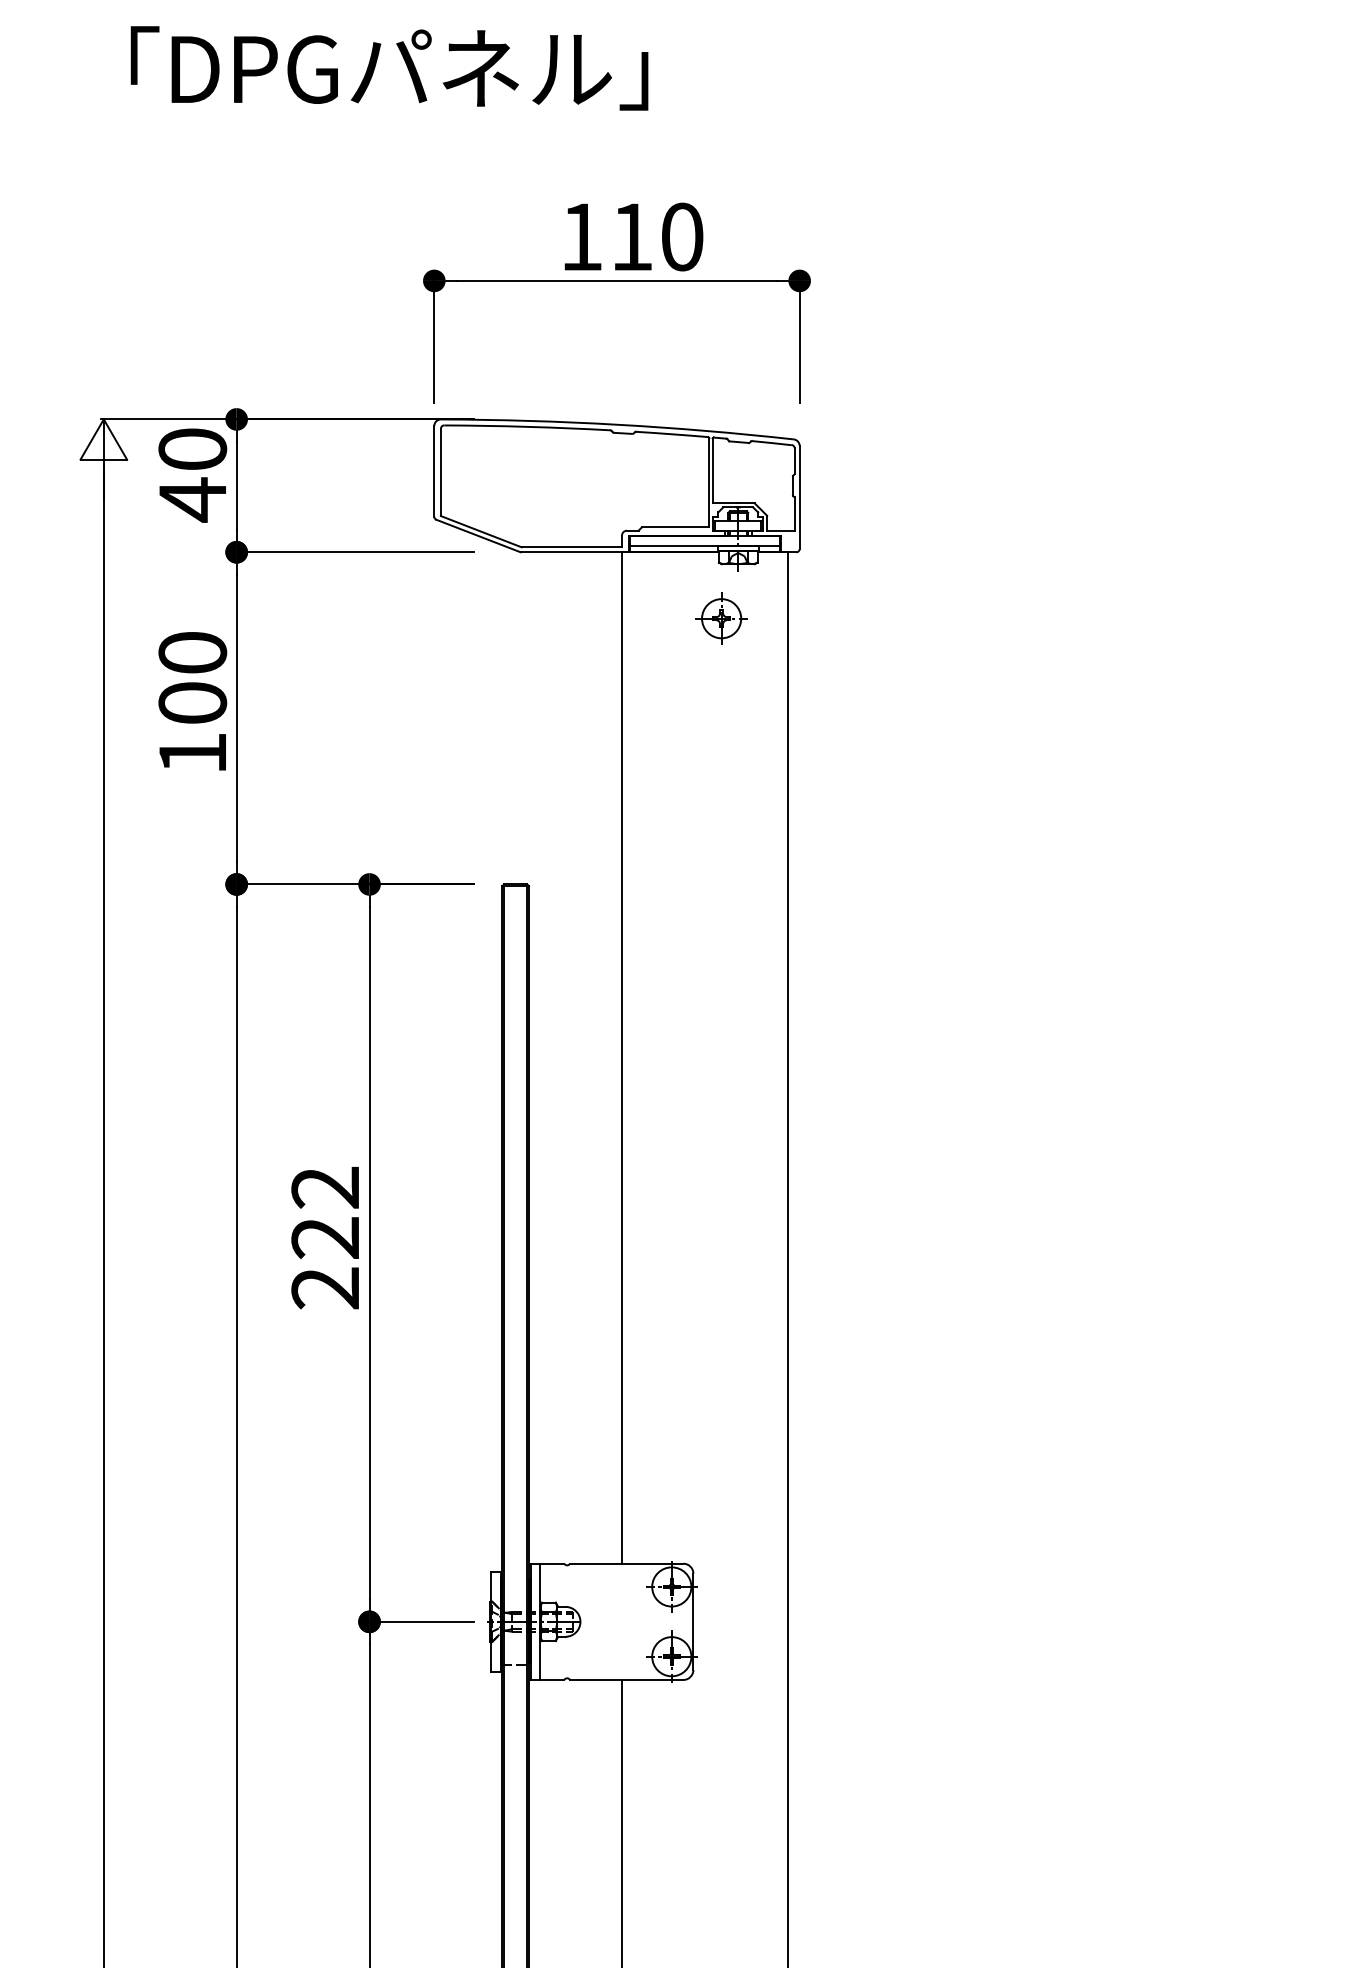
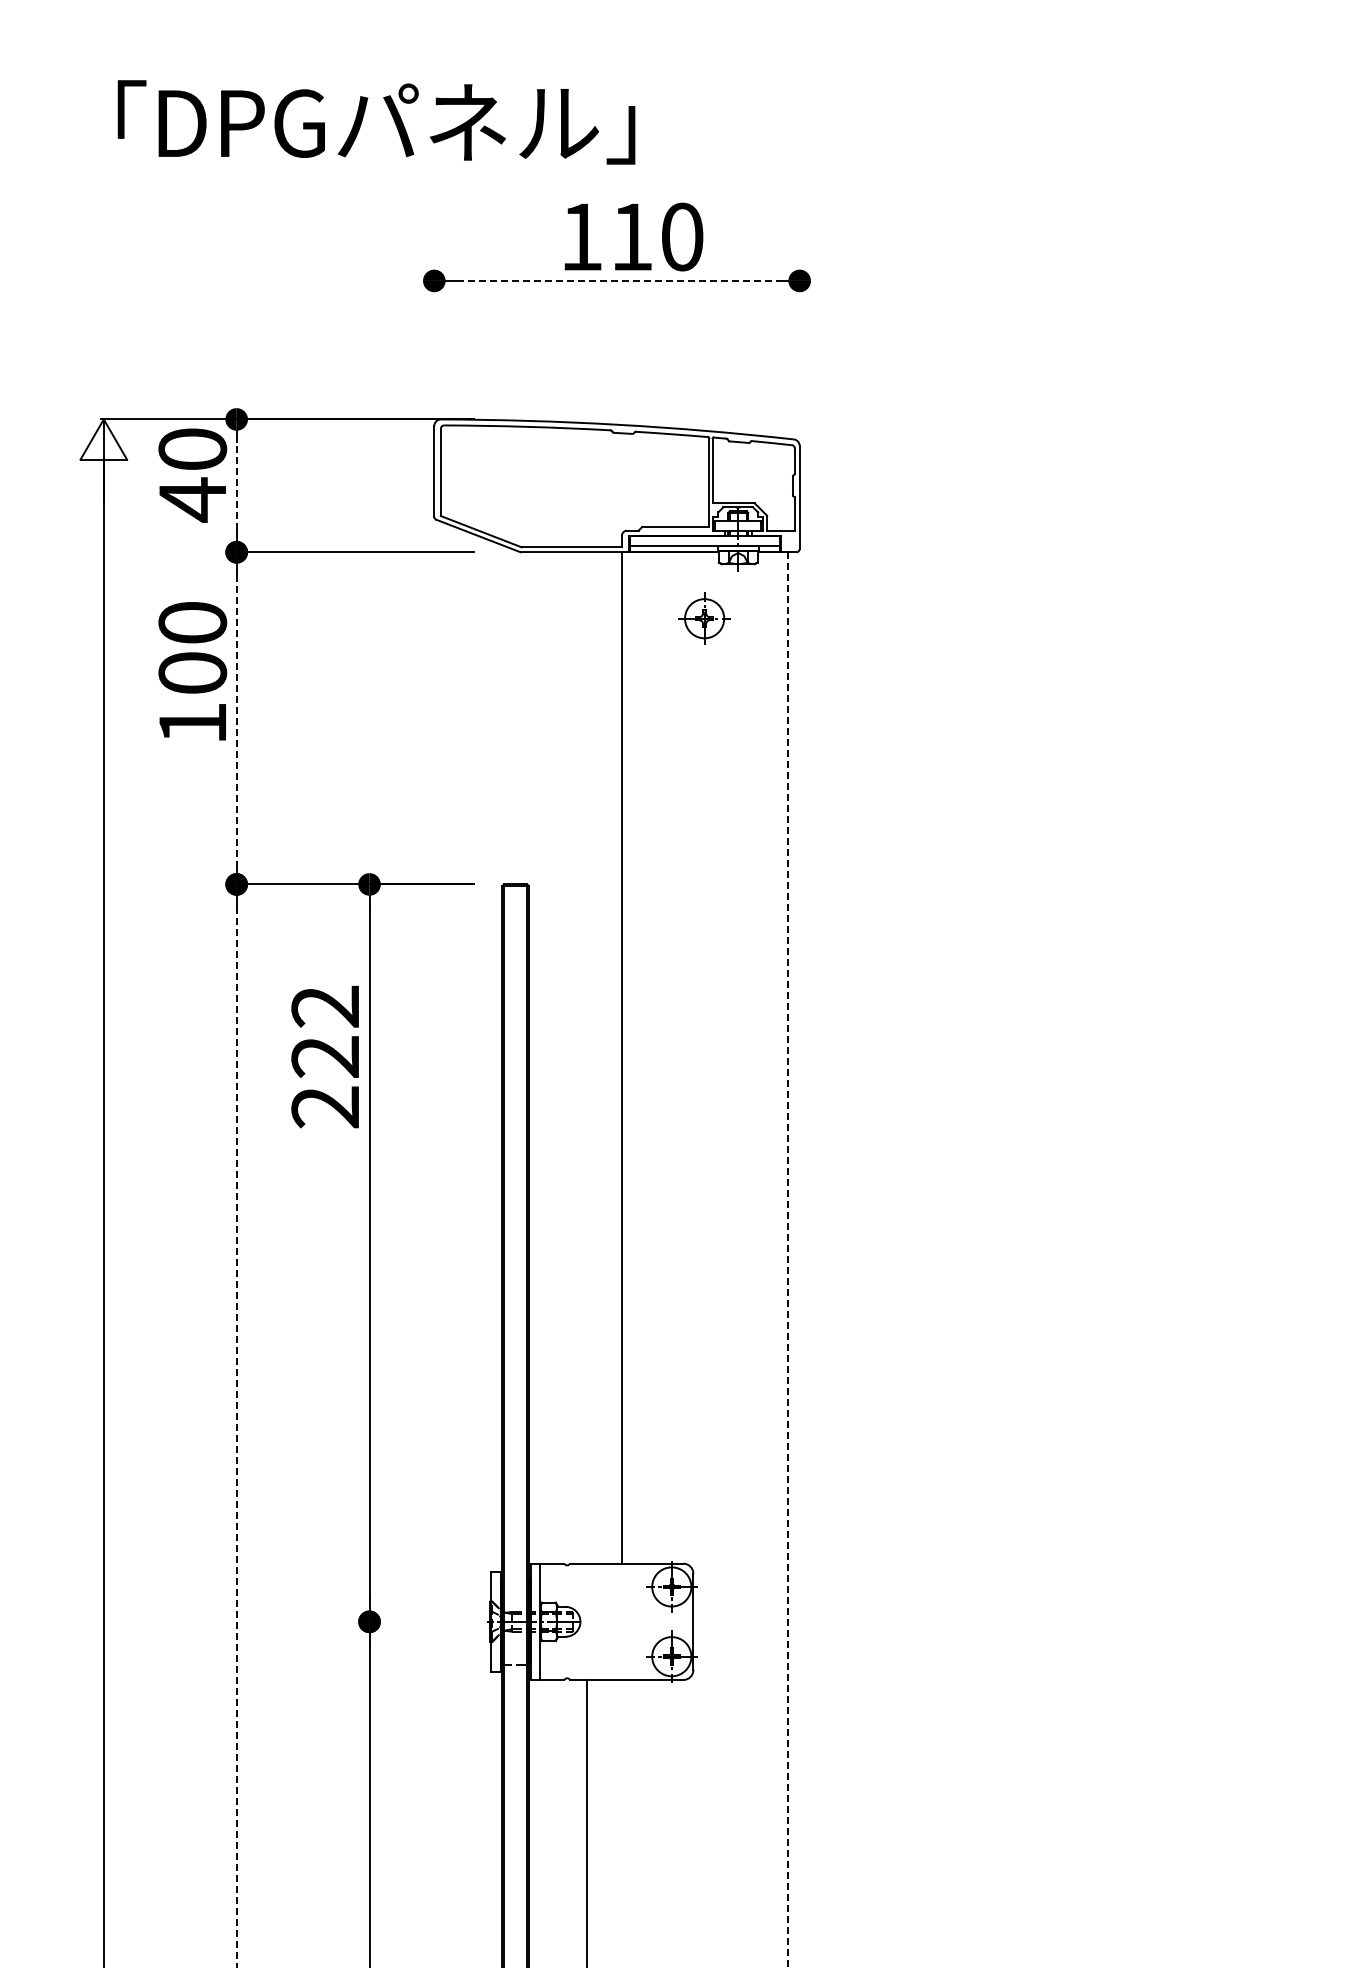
text position: (389, 68) -> (376, 122) (376, 122)
line: solid -> dashed (617, 280)
line: present -> none (434, 339)
line: present -> none (799, 339)
line: solid -> dashed (236, 485)
part position: (721, 618) -> (704, 618) (704, 618)
text position: (192, 701) -> (192, 671) (192, 671)
line: solid -> dashed (236, 718)
text position: (324, 1238) -> (324, 1057) (324, 1057)
line: solid -> dashed (788, 1260)
line: solid -> dashed (236, 1438)
line: present -> none (420, 1621)
line position: (621, 1821) -> (586, 1821) (586, 1821)
